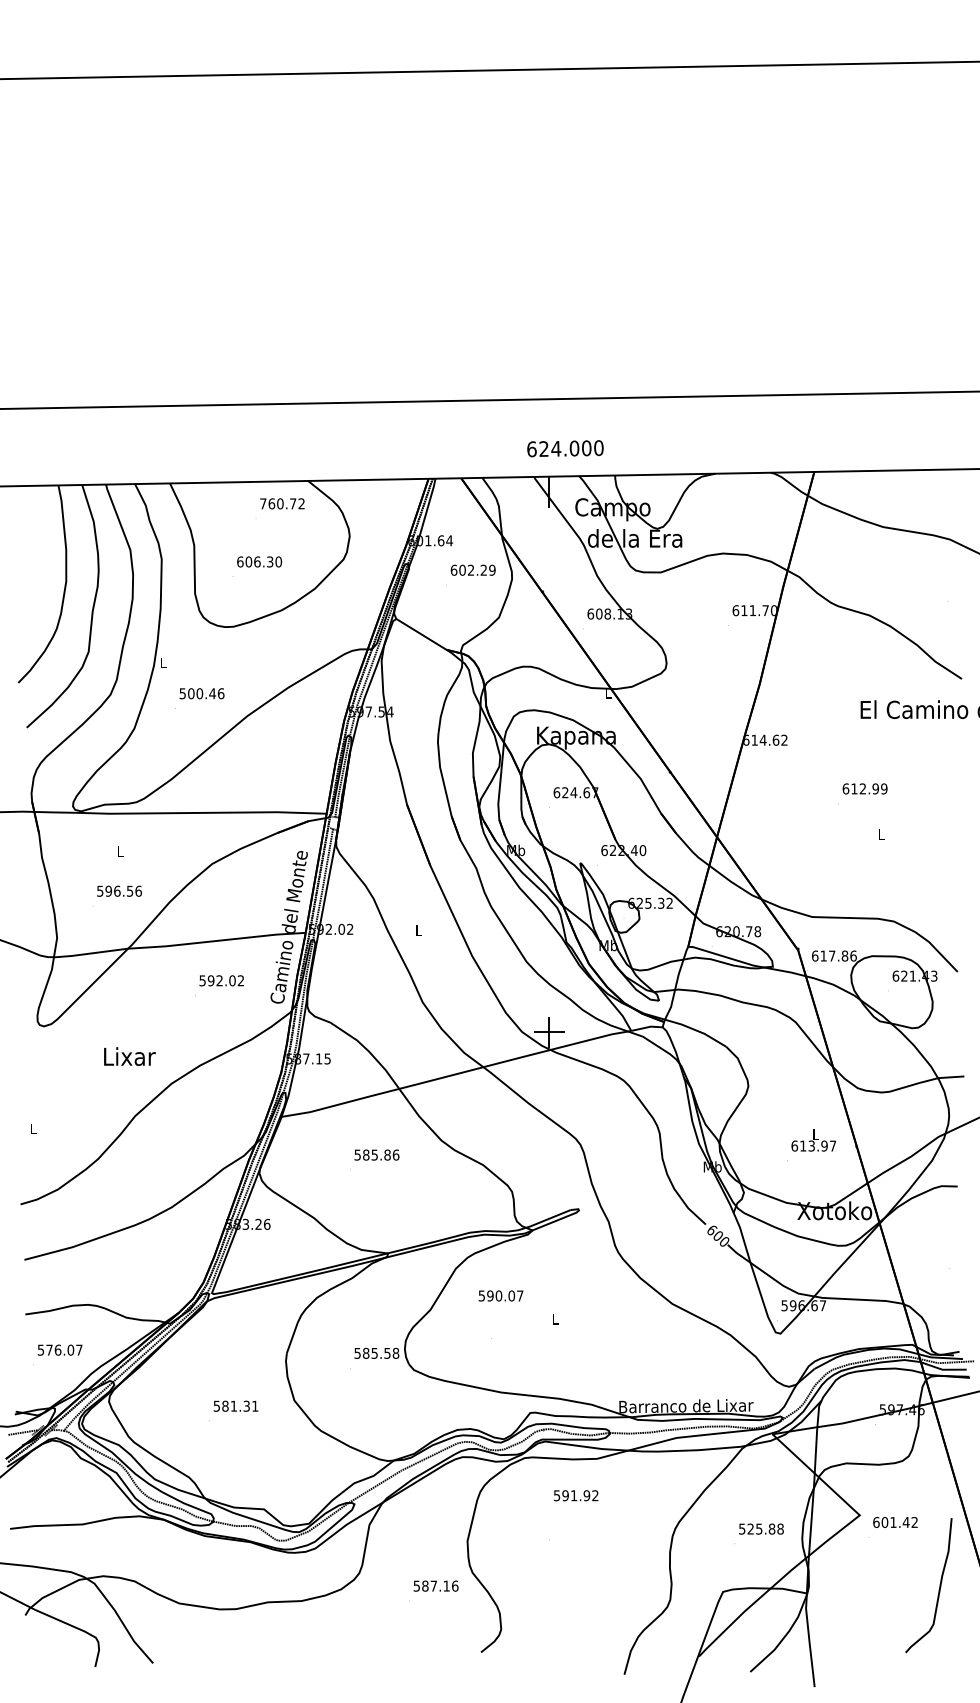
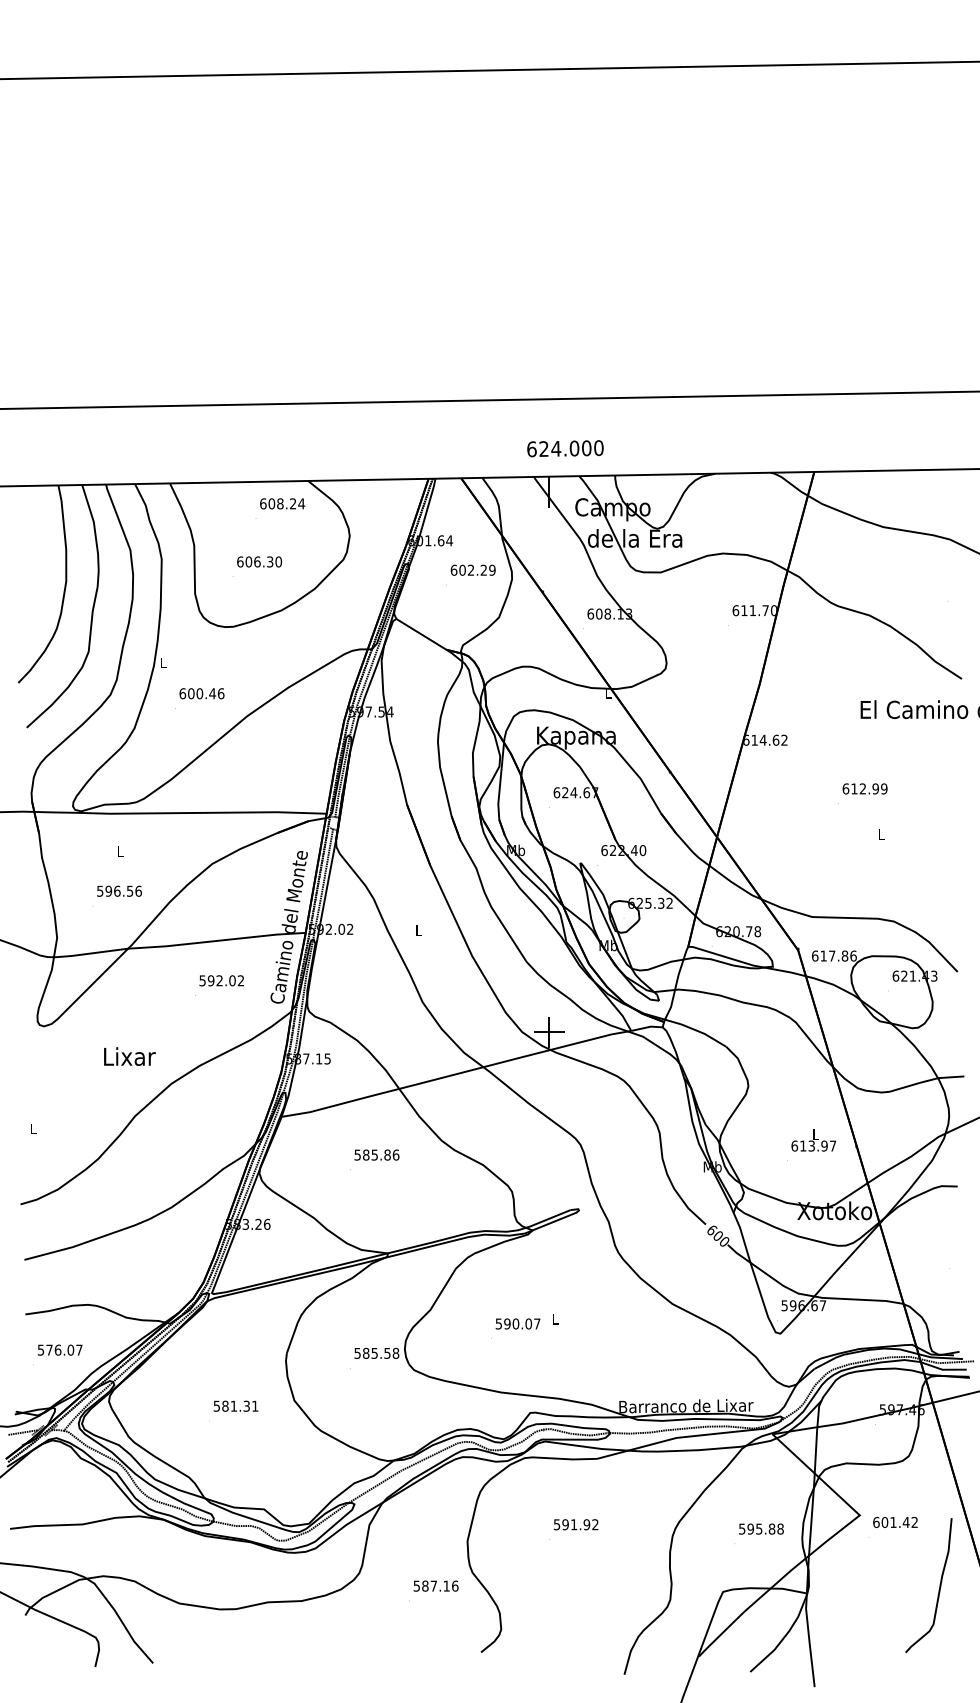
text: 760.72 -> 608.24 (282, 503)
text: 500.46 -> 600.46 (182, 693)
text position: (500, 1295) -> (517, 1323) (517, 1323)
text position: (576, 1495) -> (576, 1524) (576, 1524)
text: 525.88 -> 595.88 (750, 1528)
